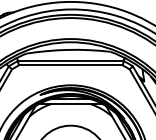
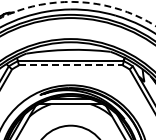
arc: solid -> dashed (77, 2)
line: solid -> dashed (70, 65)
